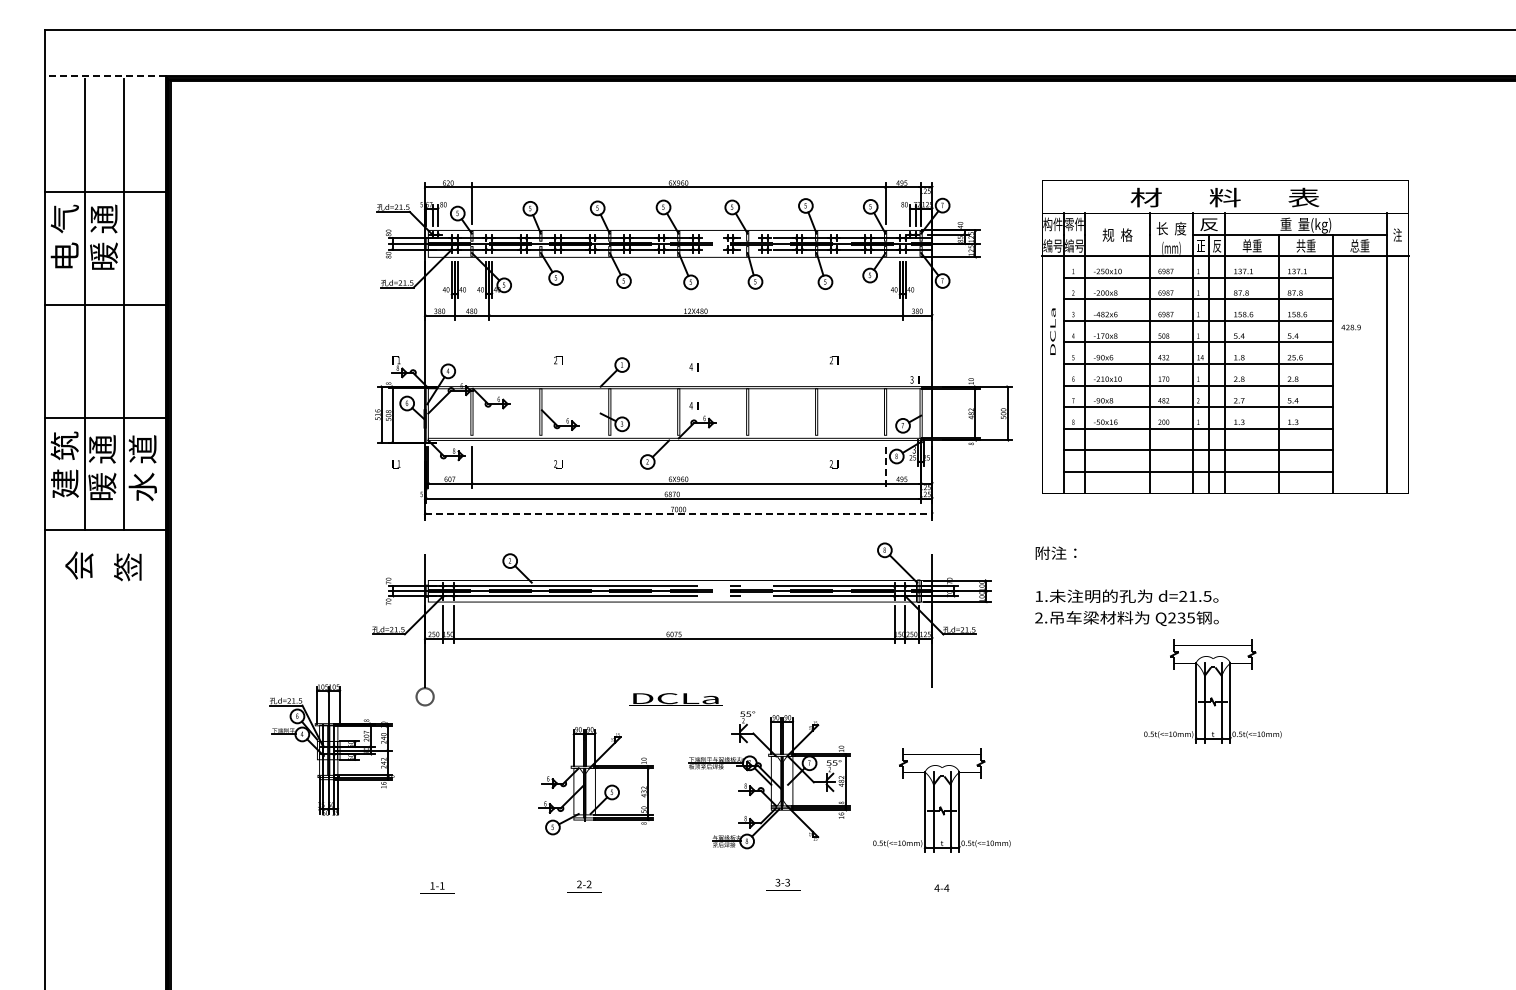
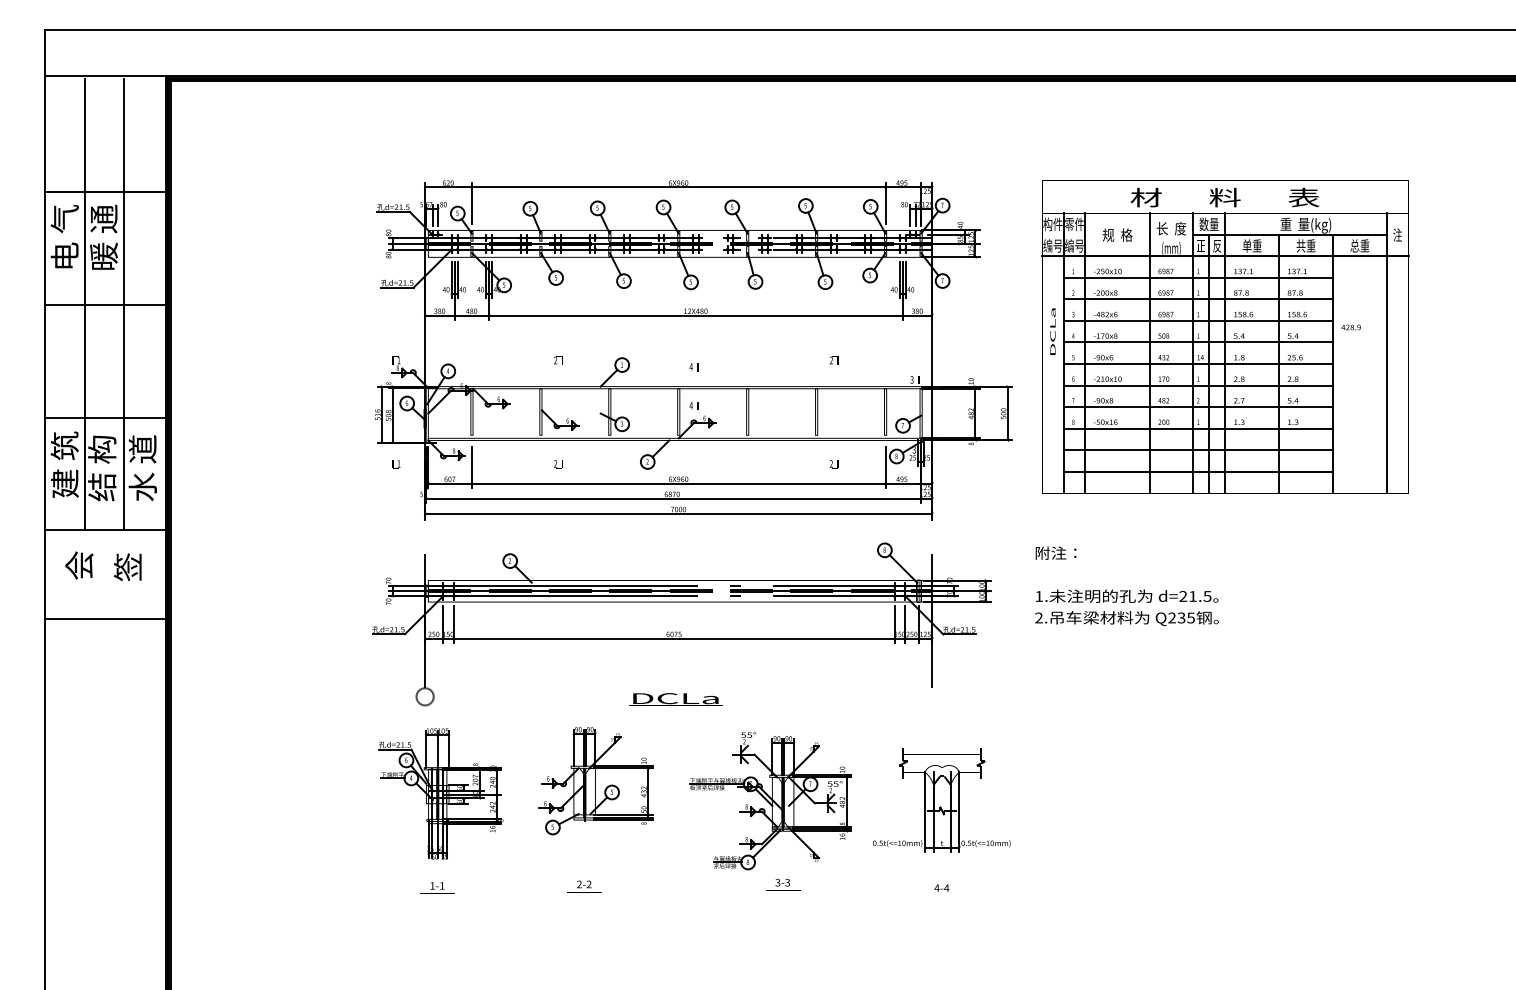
line: dashed -> solid (105, 76)
text: 反 -> 数量 (1208, 224)
line: dashed -> solid (885, 467)
text: 暖 通 -> 结 构 (102, 468)
line: dashed -> solid (678, 513)
line: none -> present (106, 618)
part: present -> none (1212, 691)
part position: (331, 749) -> (440, 793) (440, 793)
part position: (769, 780) -> (770, 801) (770, 801)
